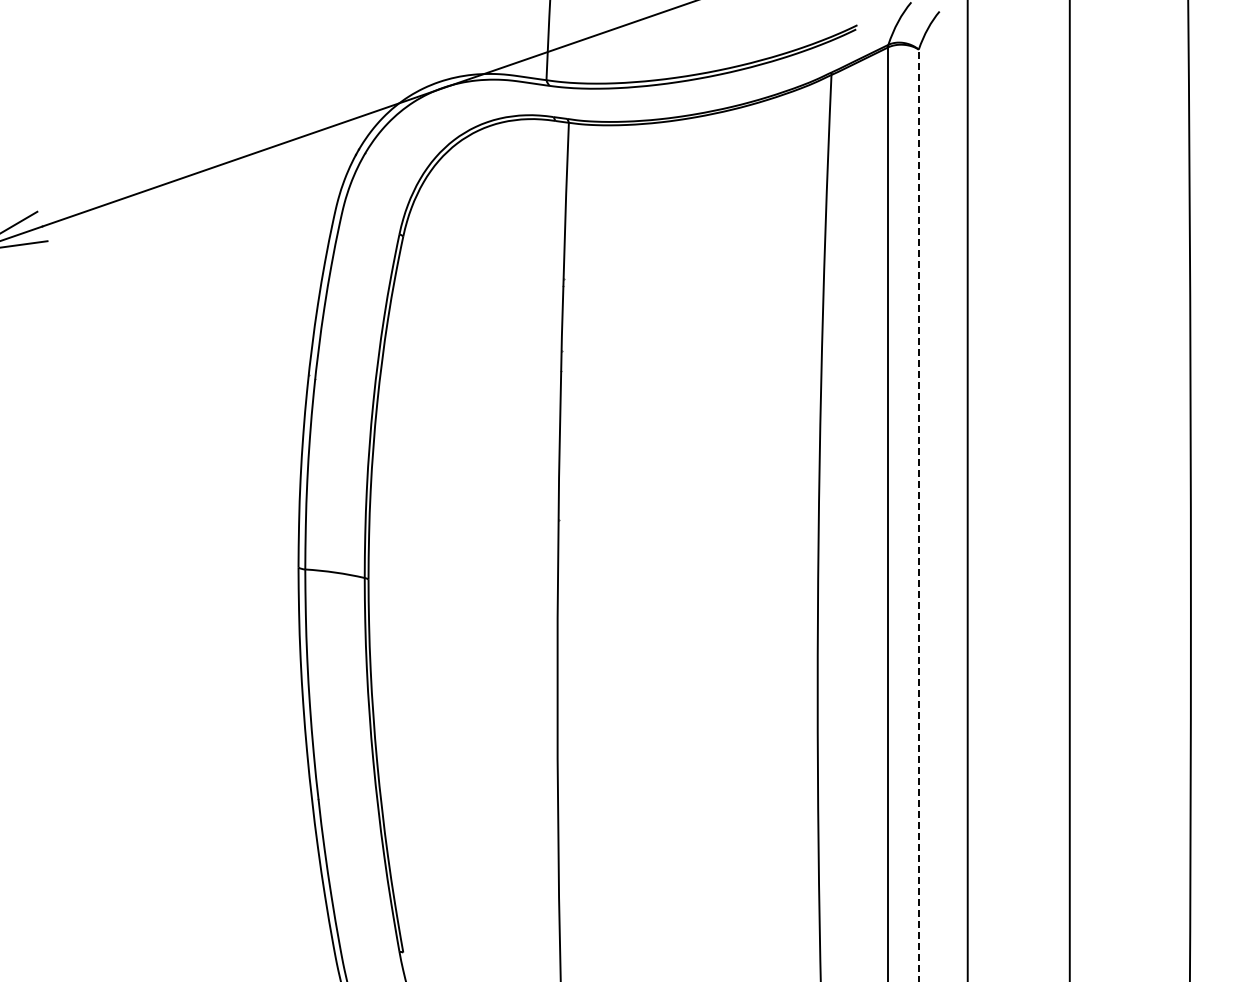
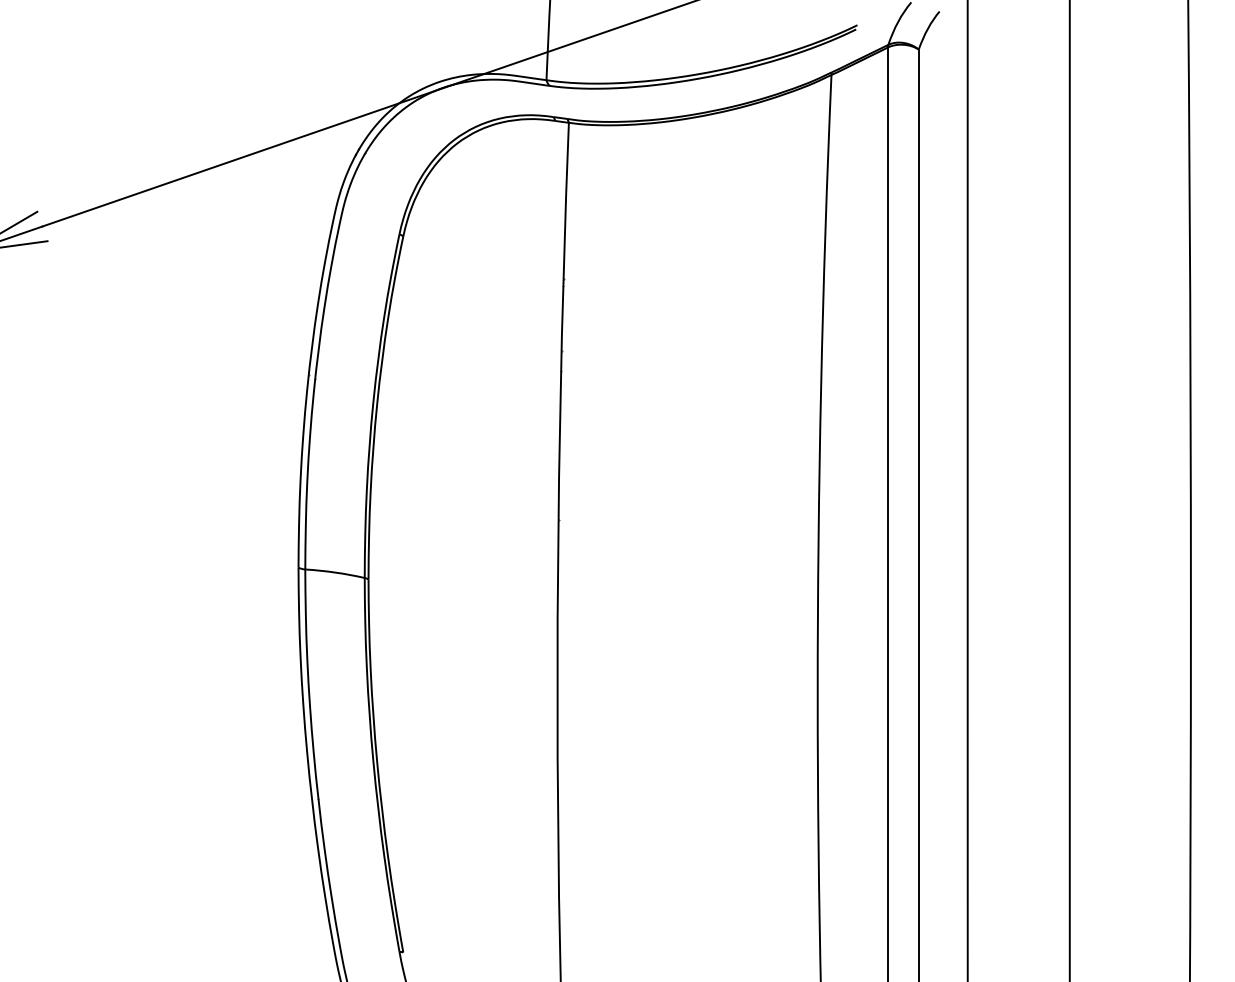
line: dashed -> solid (918, 515)
